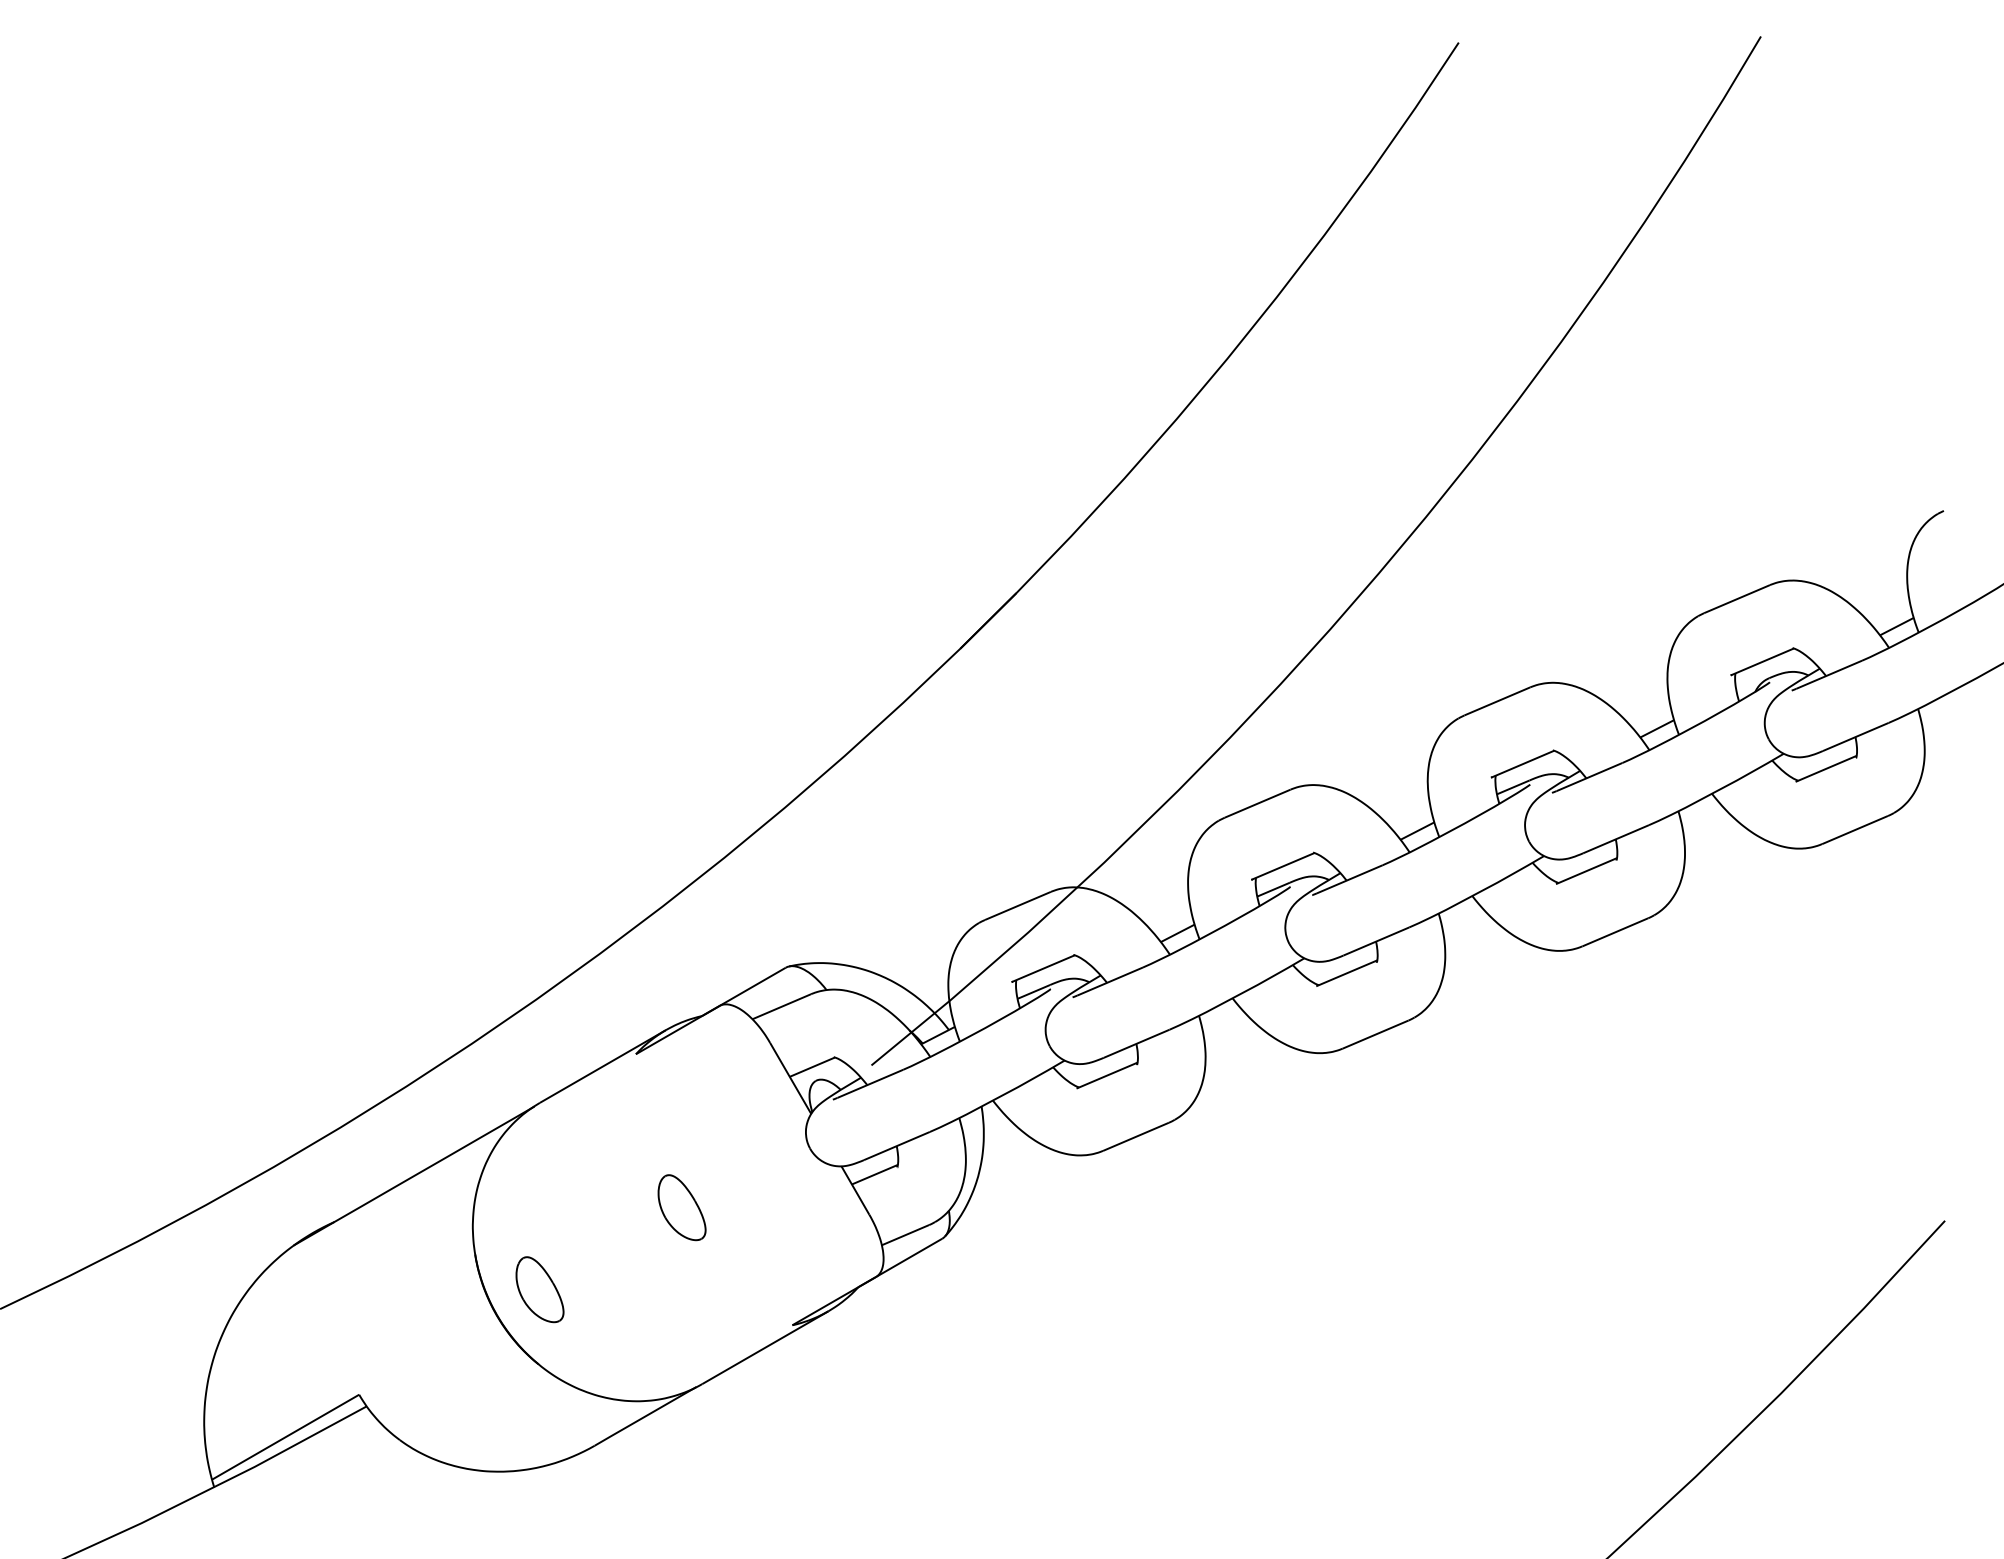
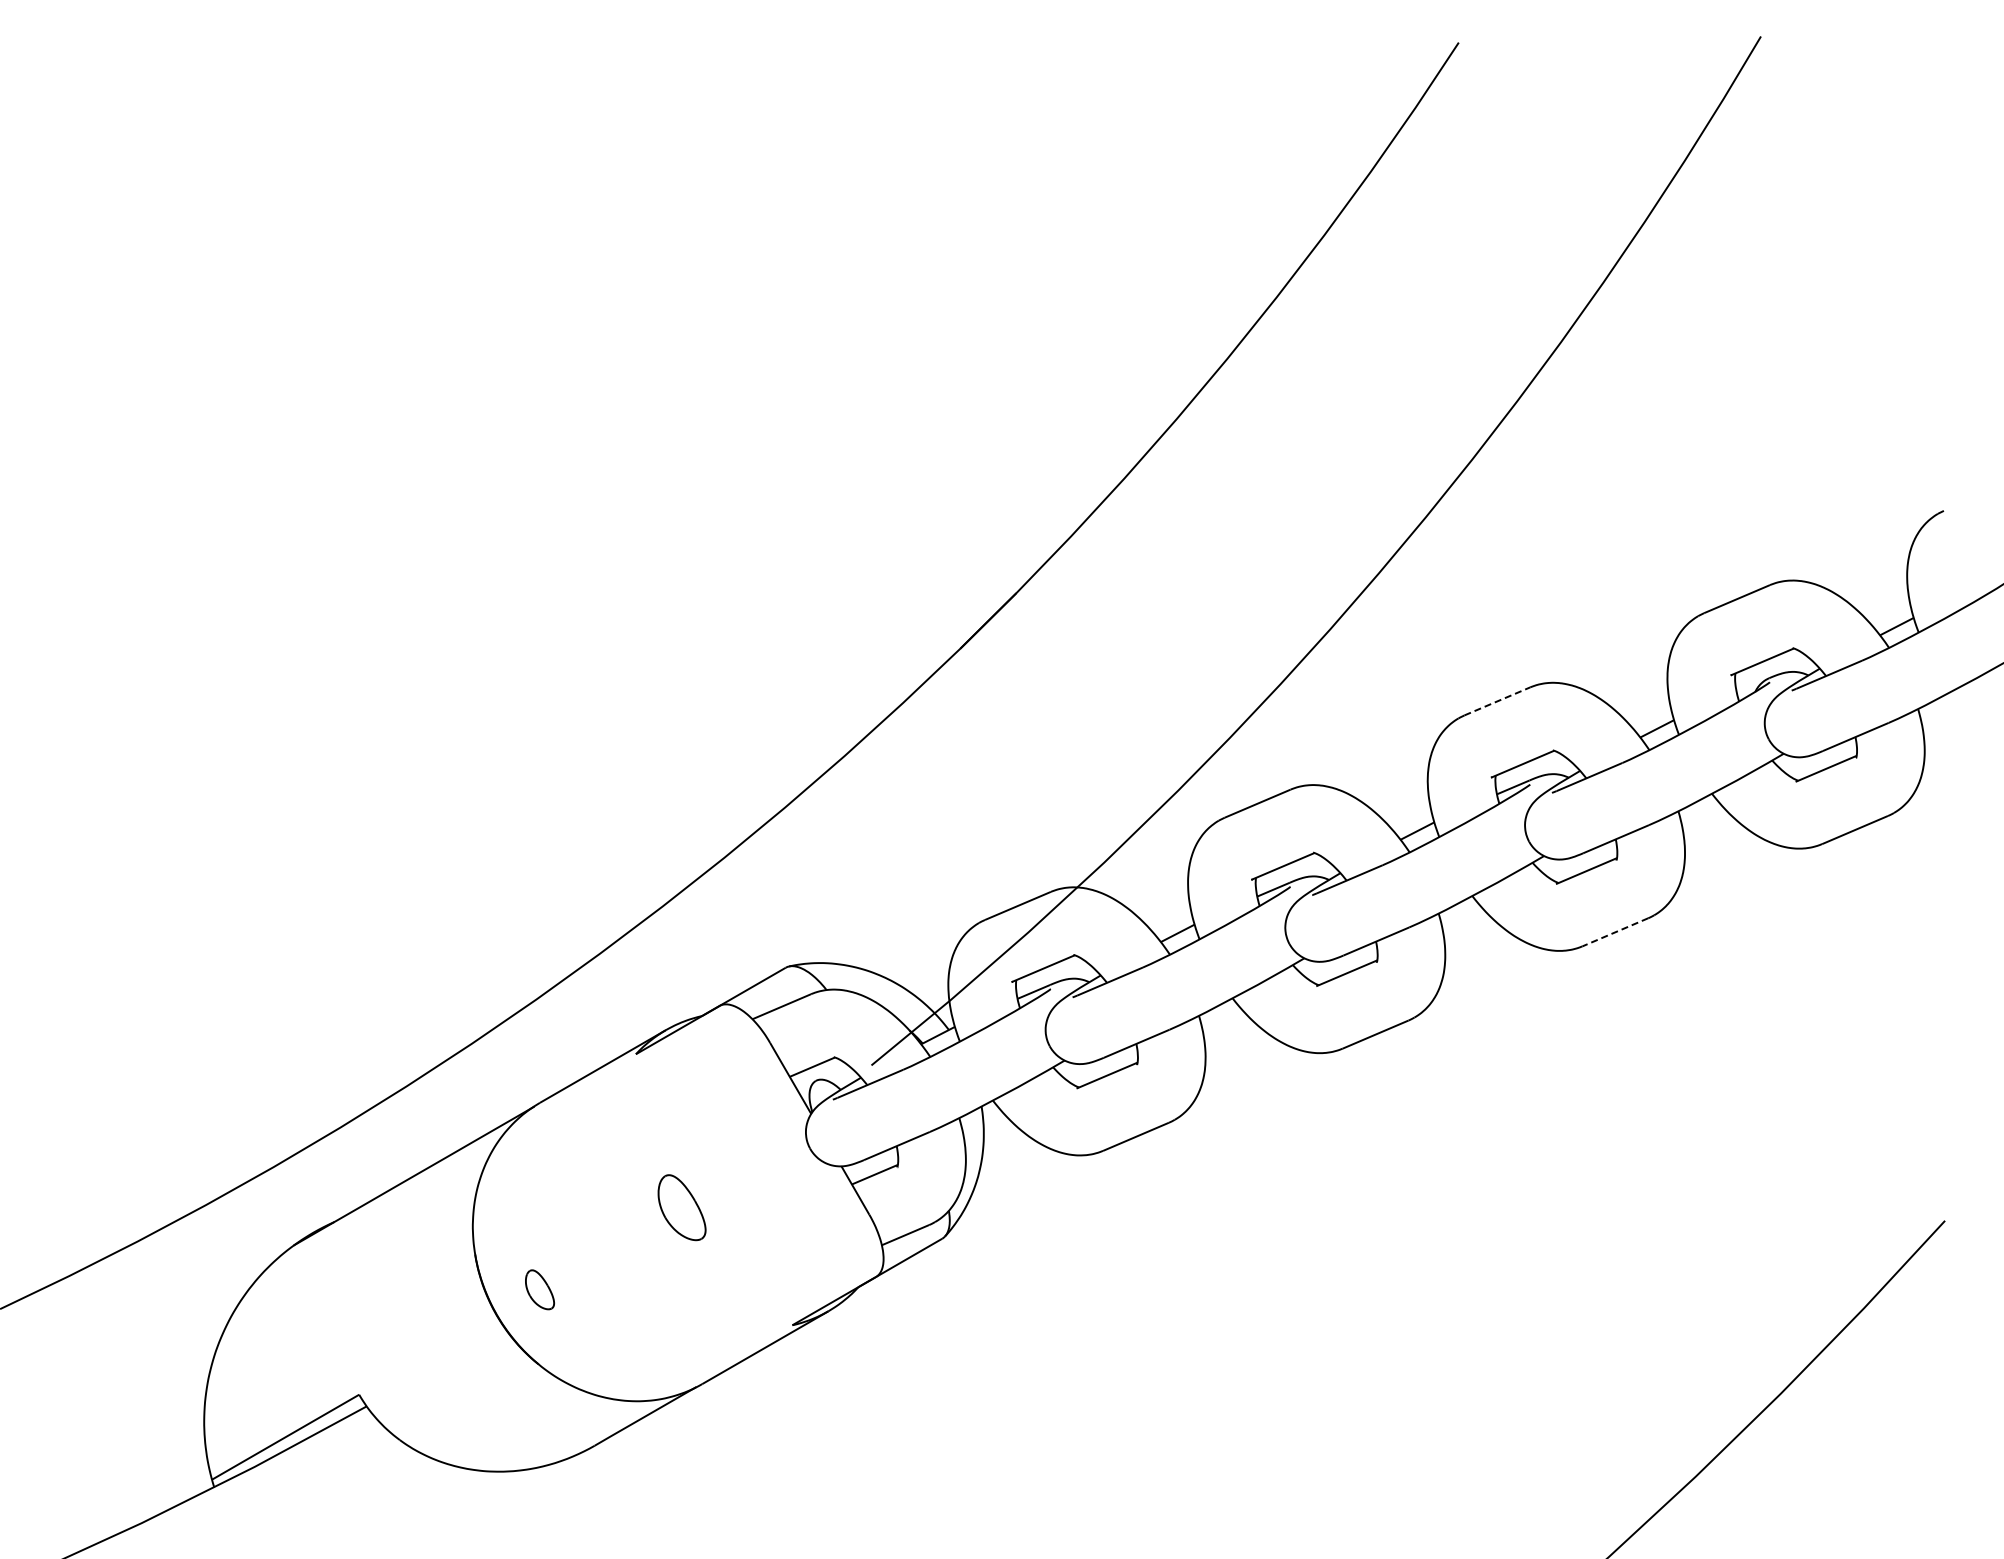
line: solid -> dashed (1497, 701)
line: solid -> dashed (1615, 932)
part size: 50x68 px -> 30x42 px (539, 1289)
